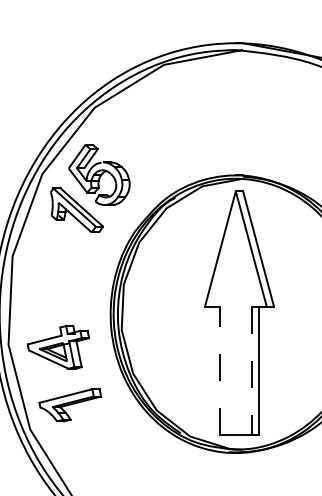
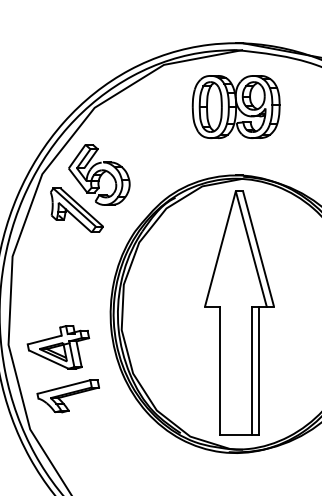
part: none -> present (235, 106)
line: dashed -> solid (220, 370)
line: dashed -> solid (251, 371)
part position: (69, 405) -> (67, 396) (67, 396)
